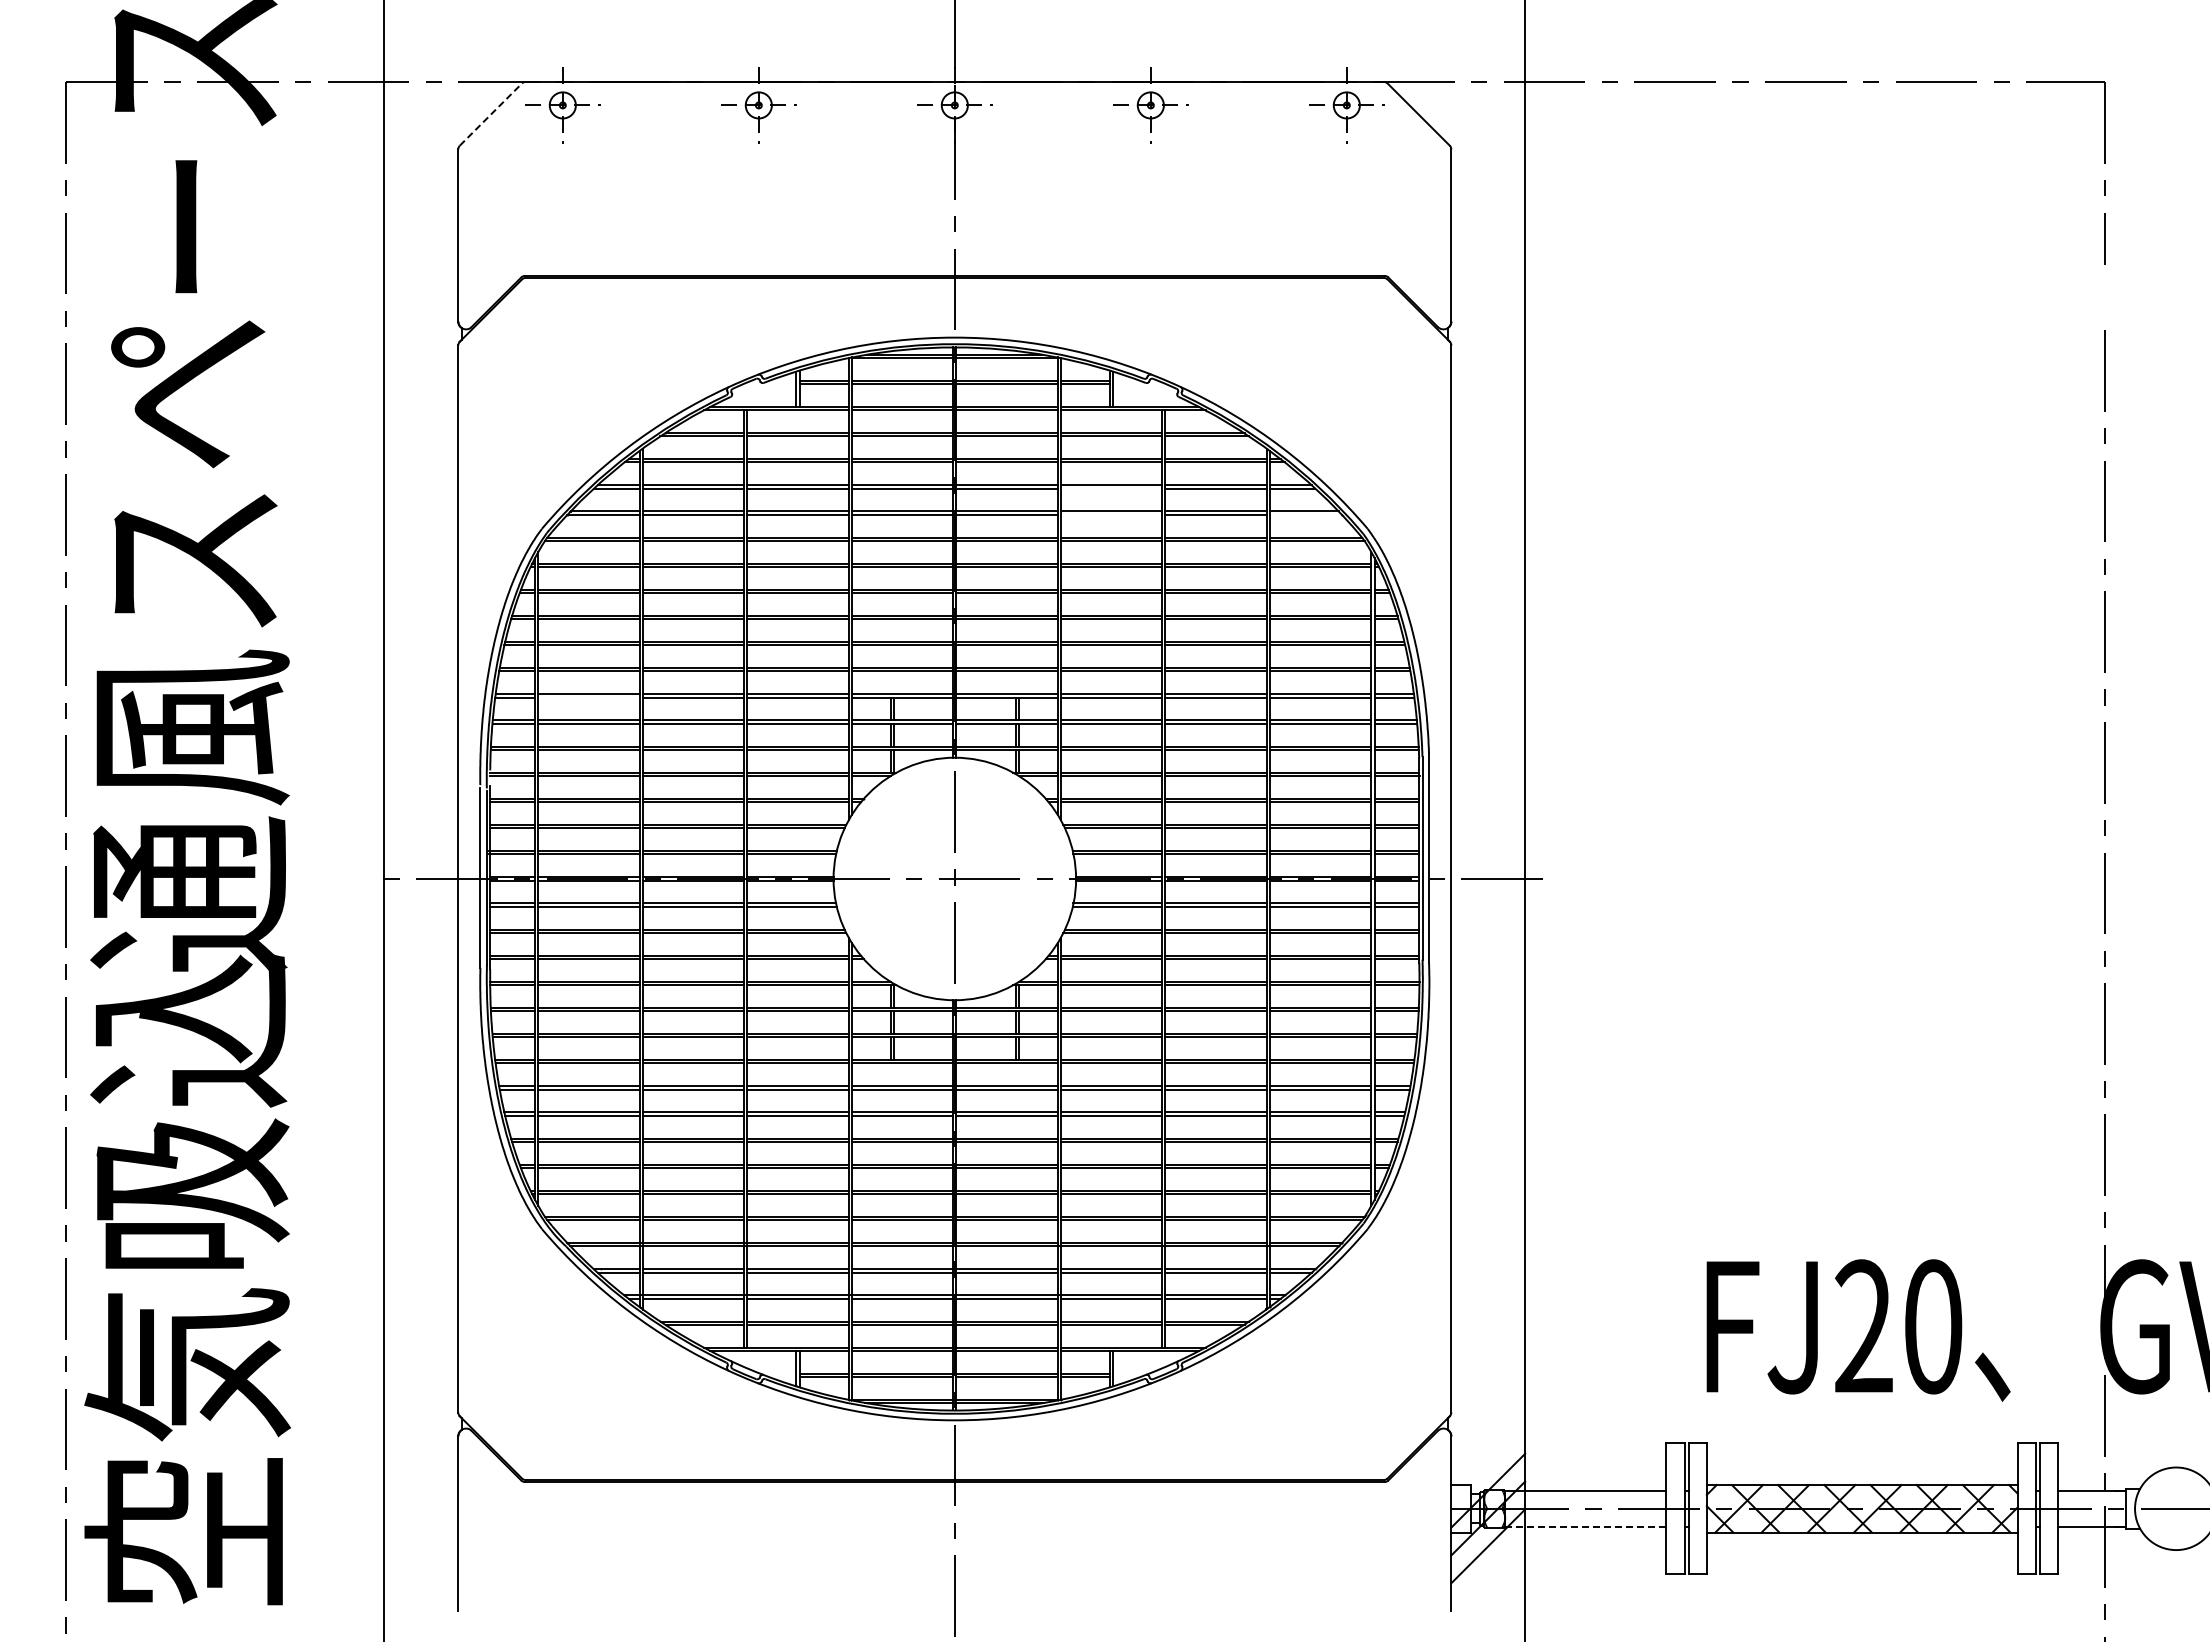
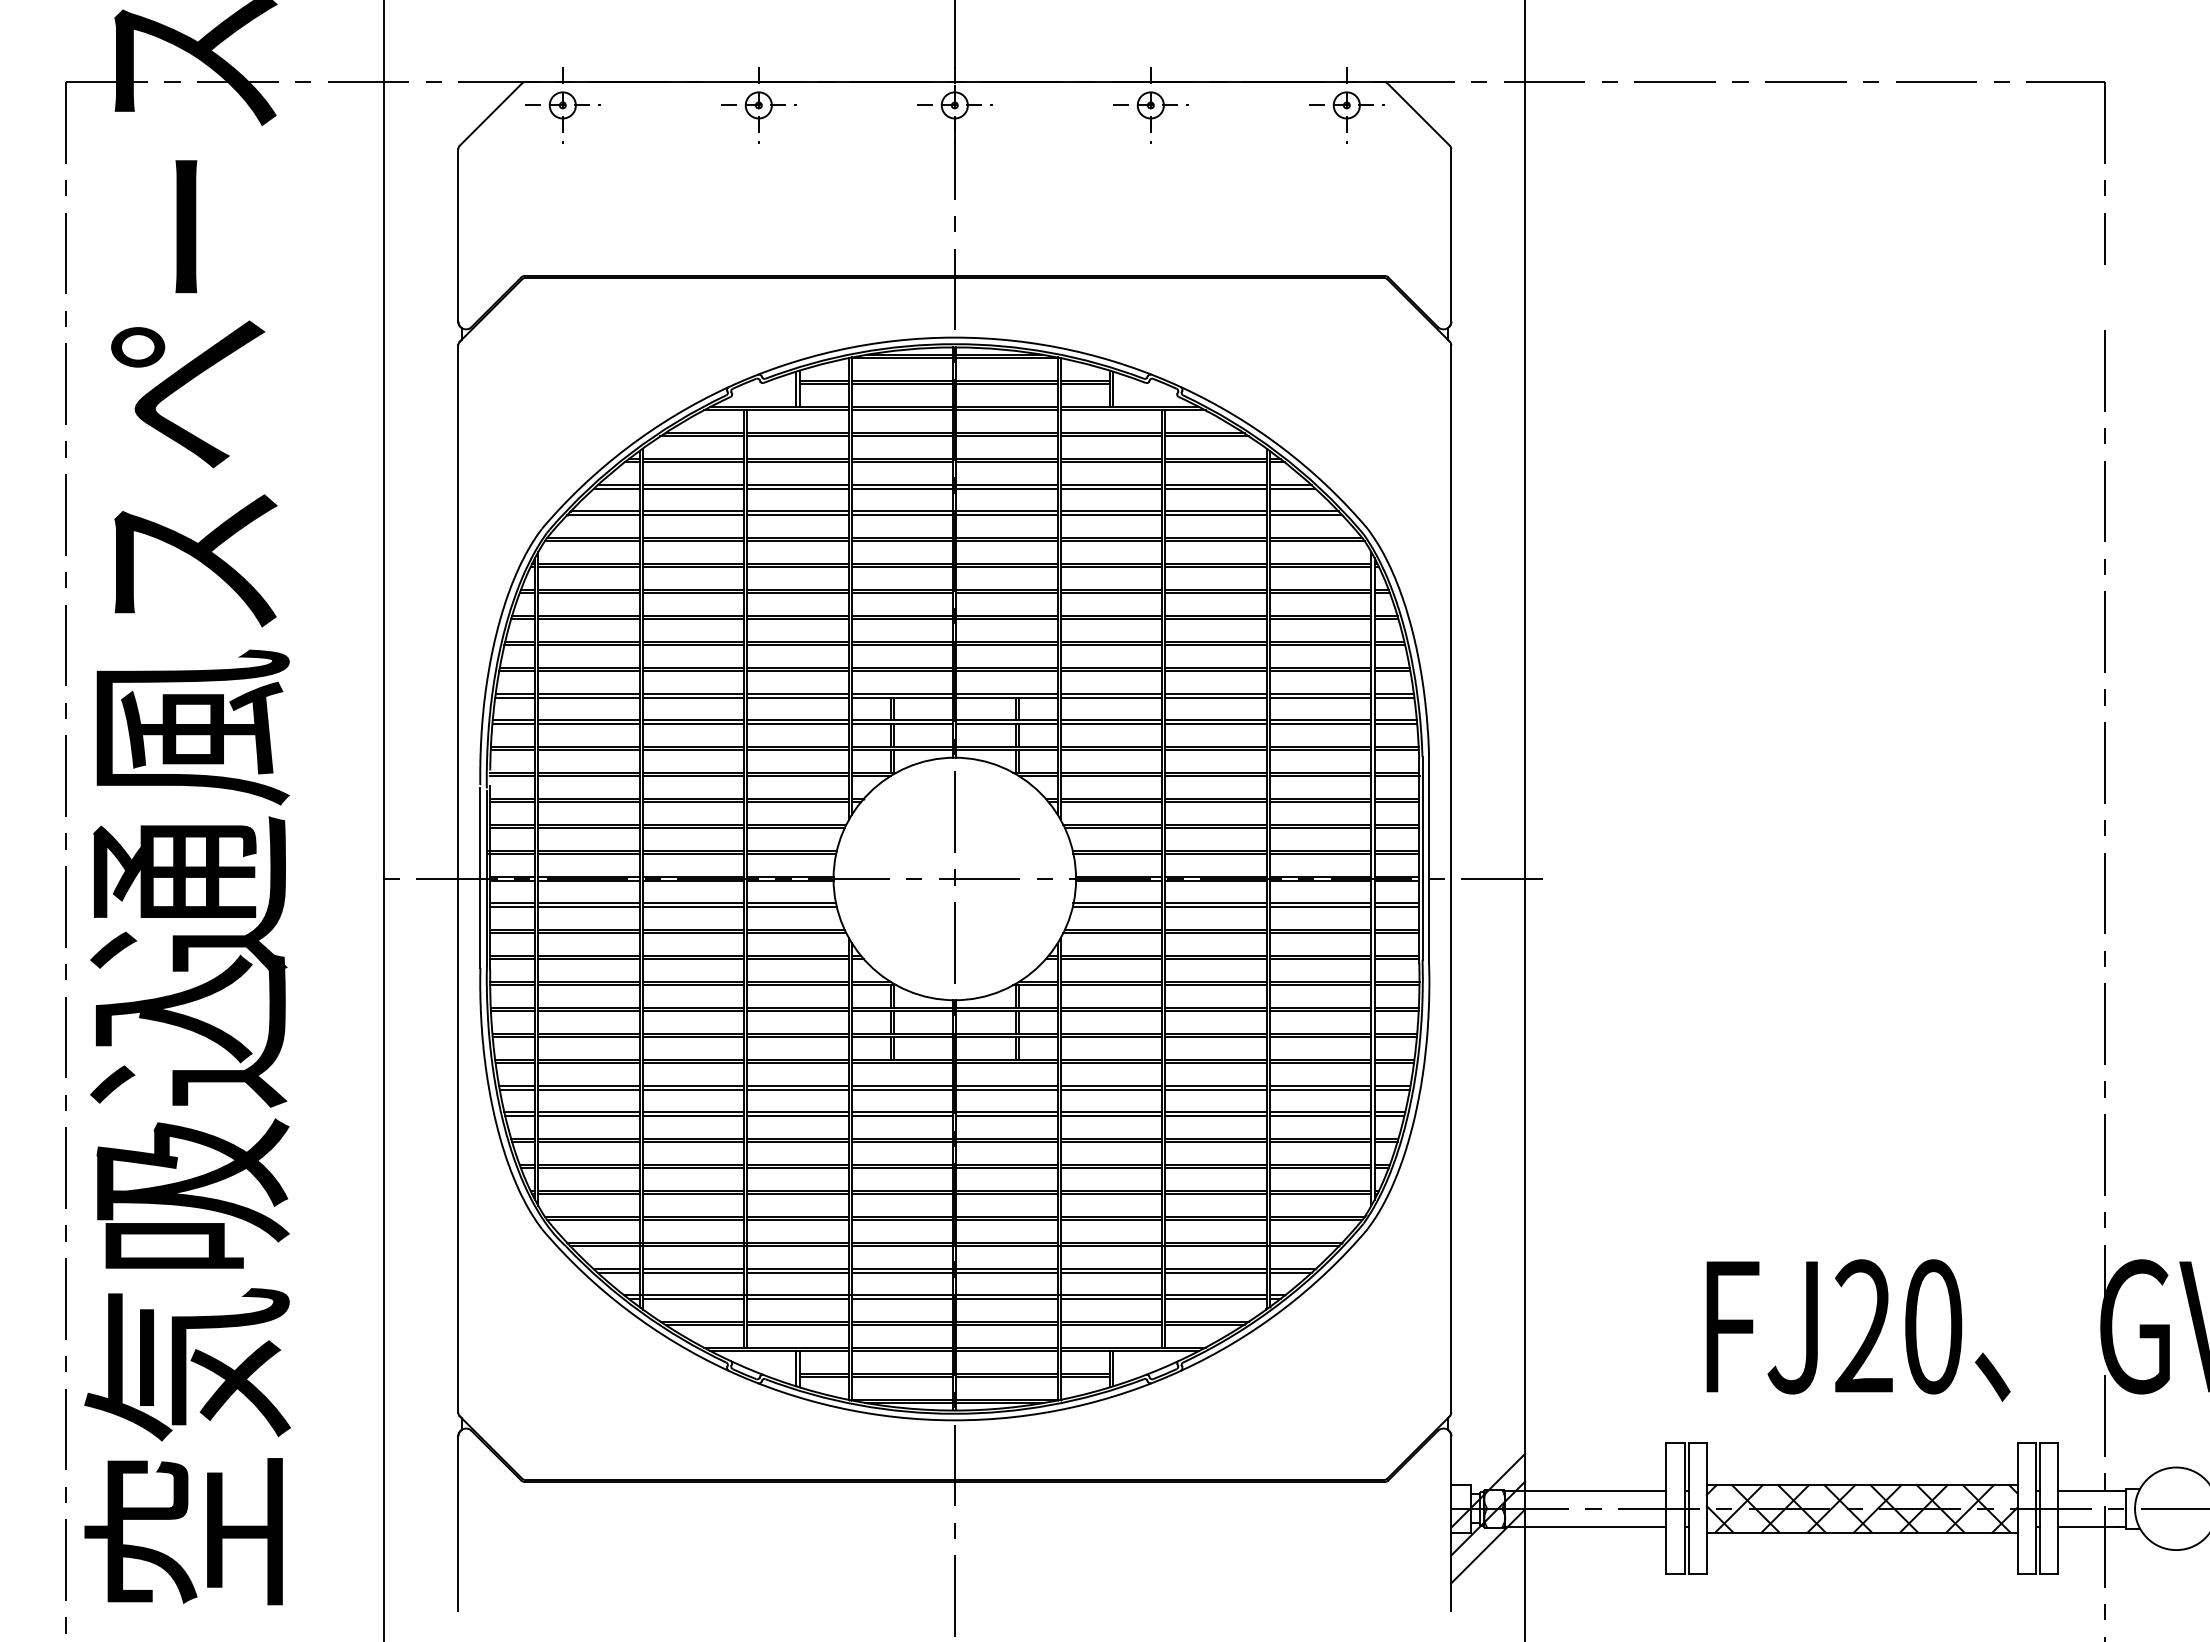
line: dashed -> solid (490, 114)
line: none -> present (1111, 488)
line: none -> present (1111, 514)
line: none -> present (1305, 514)
line: none -> present (588, 697)
line: dashed -> solid (1585, 1526)
